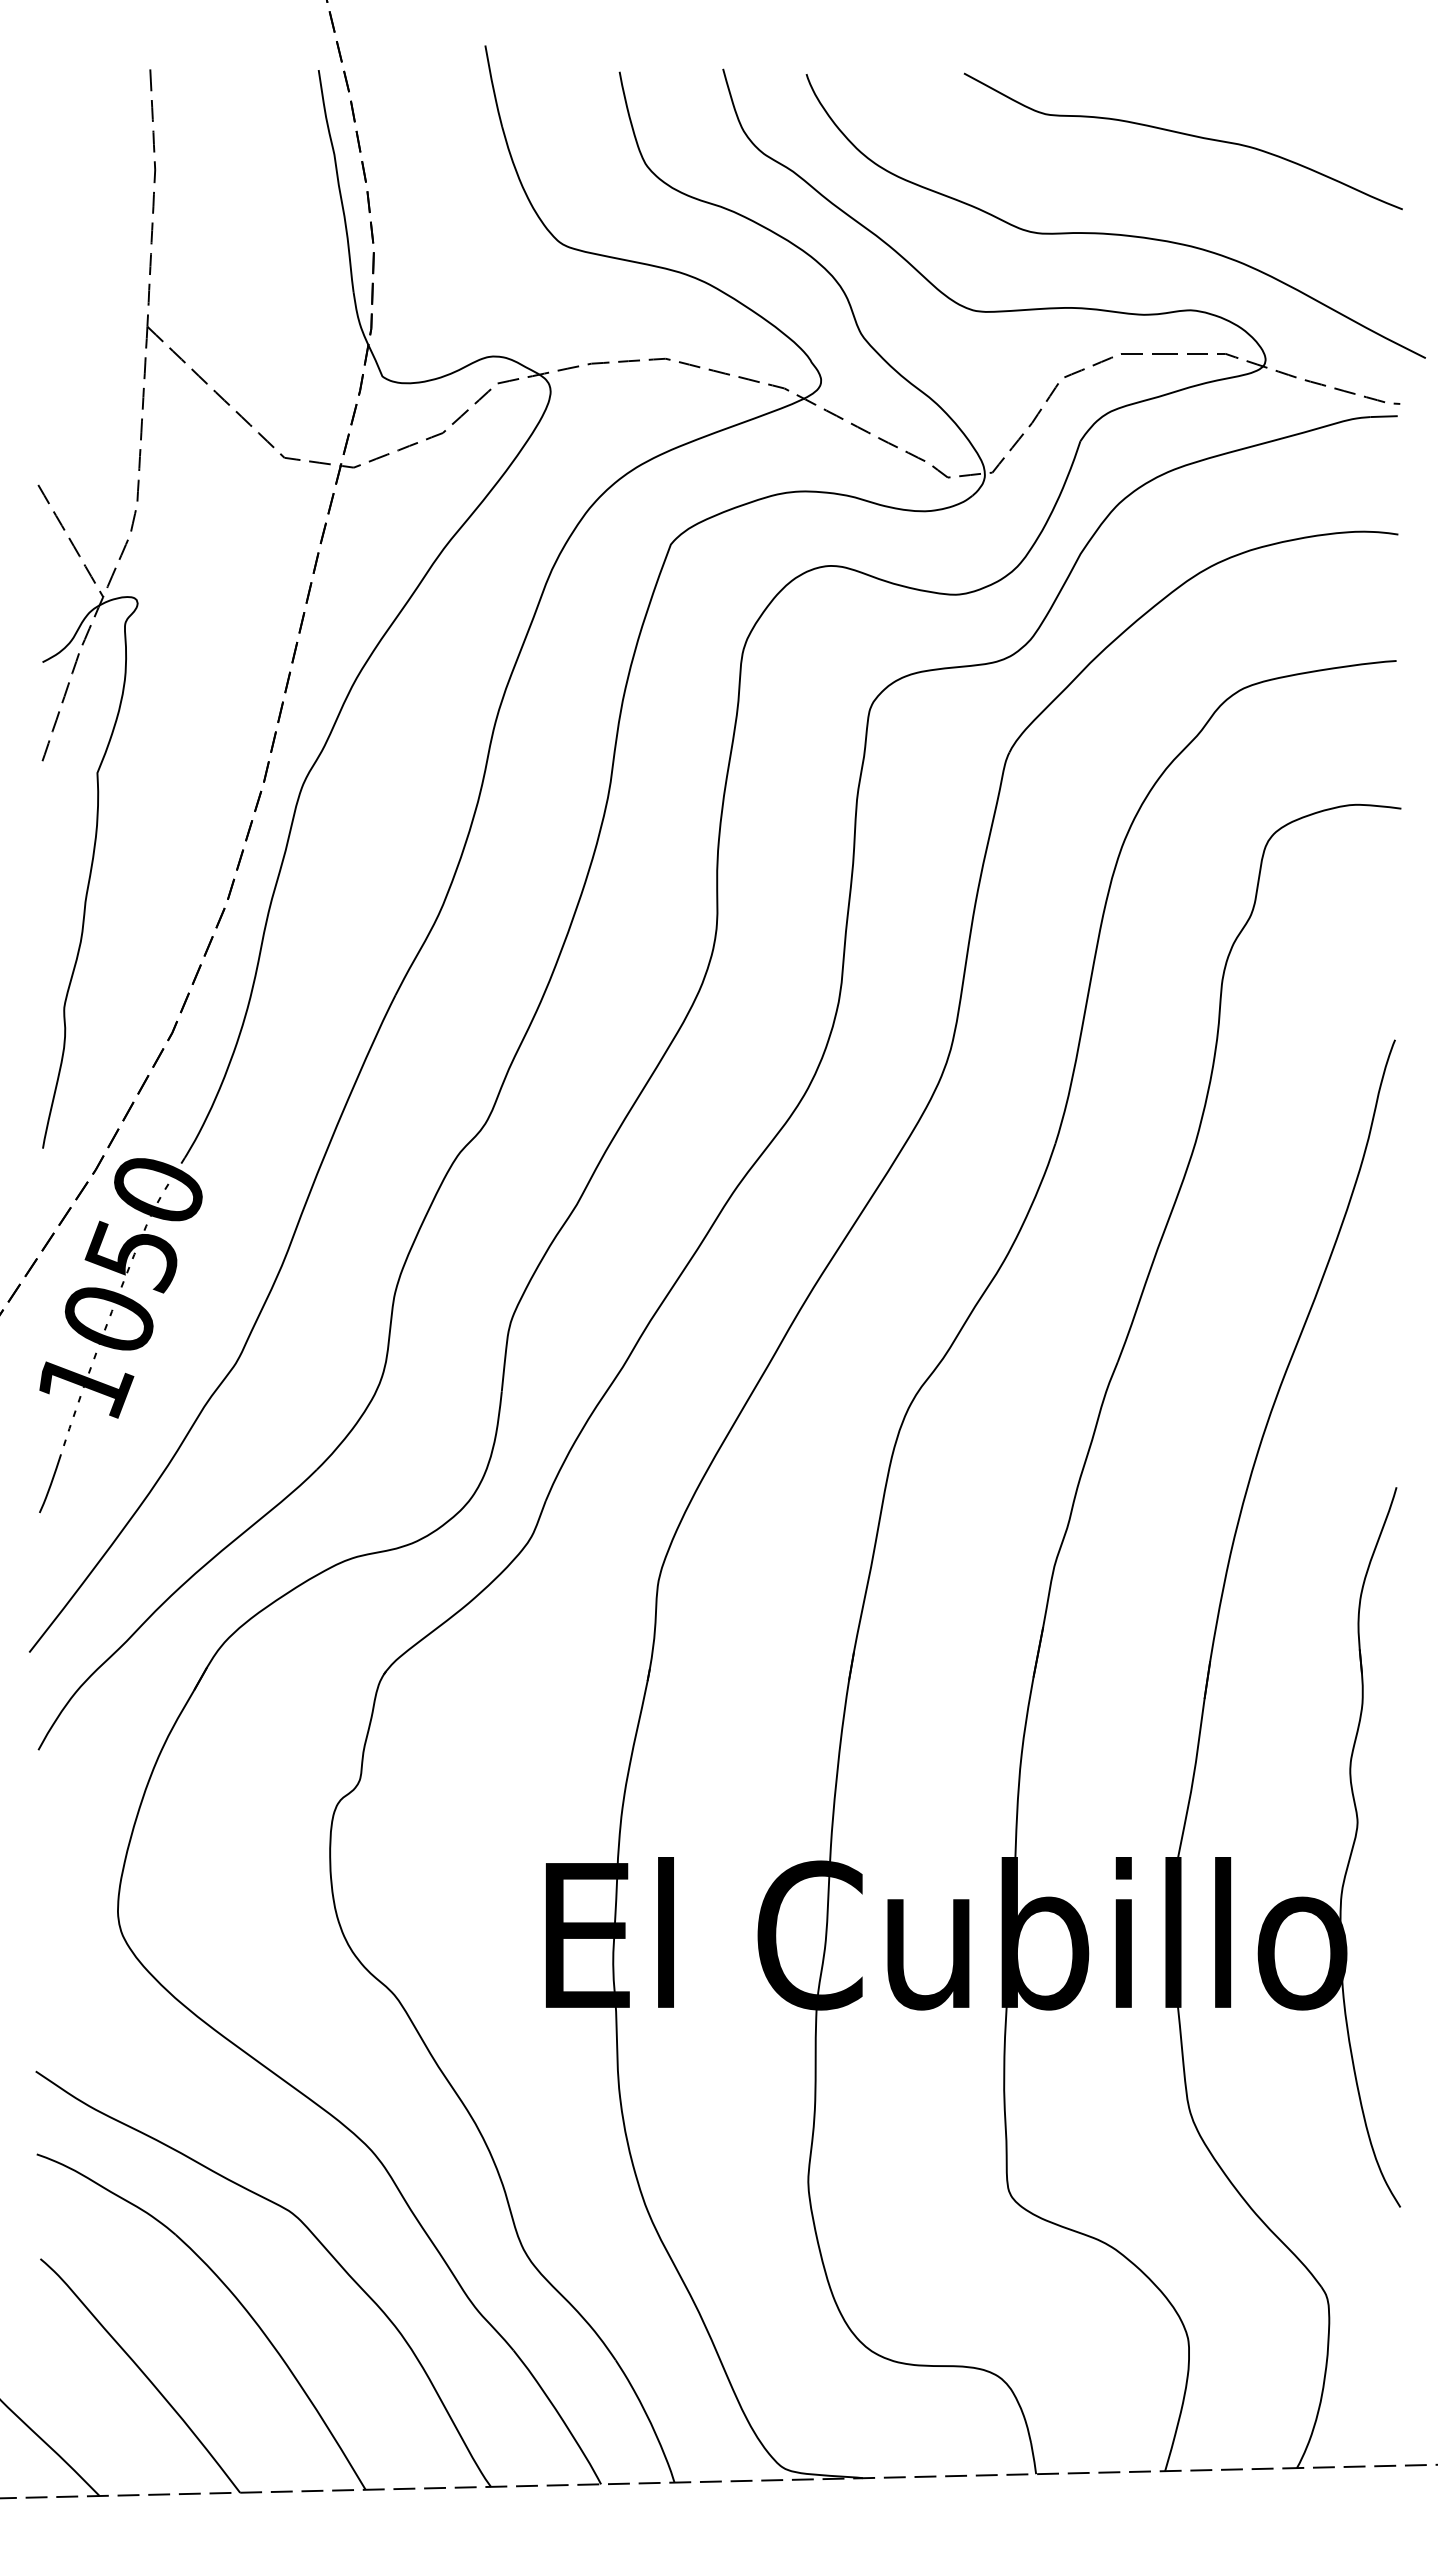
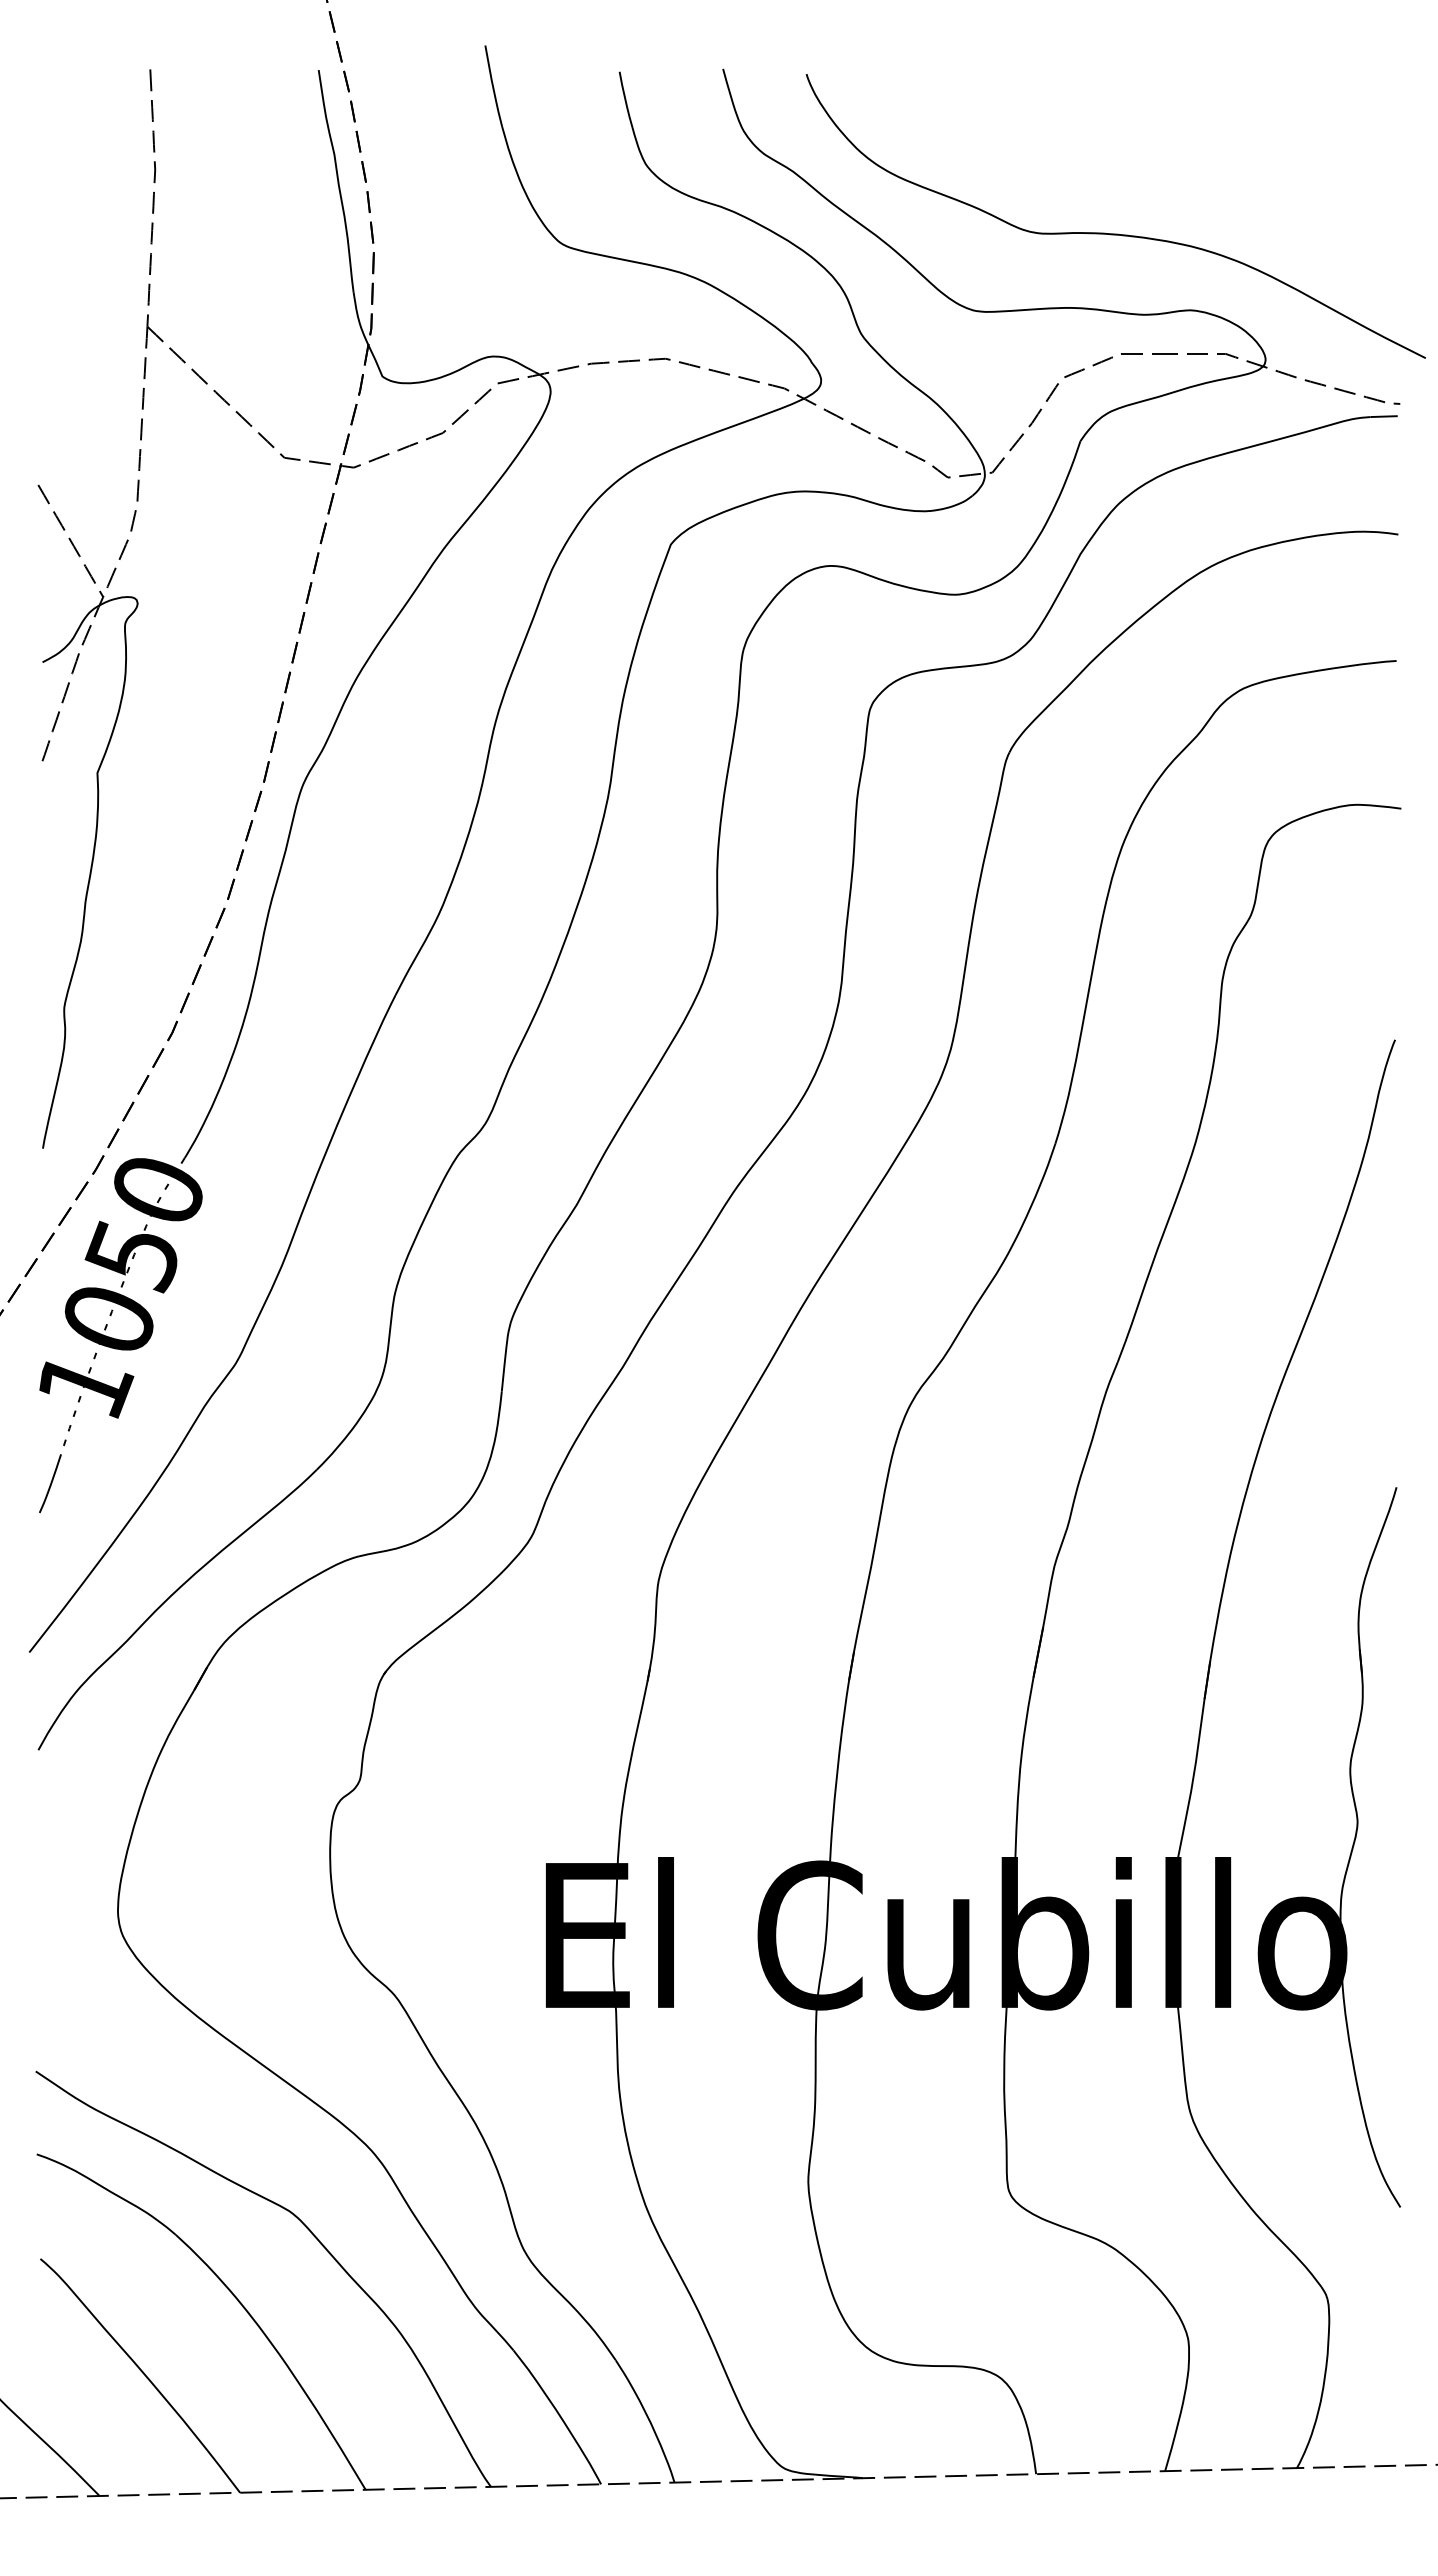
curve: present -> none (1185, 135)
